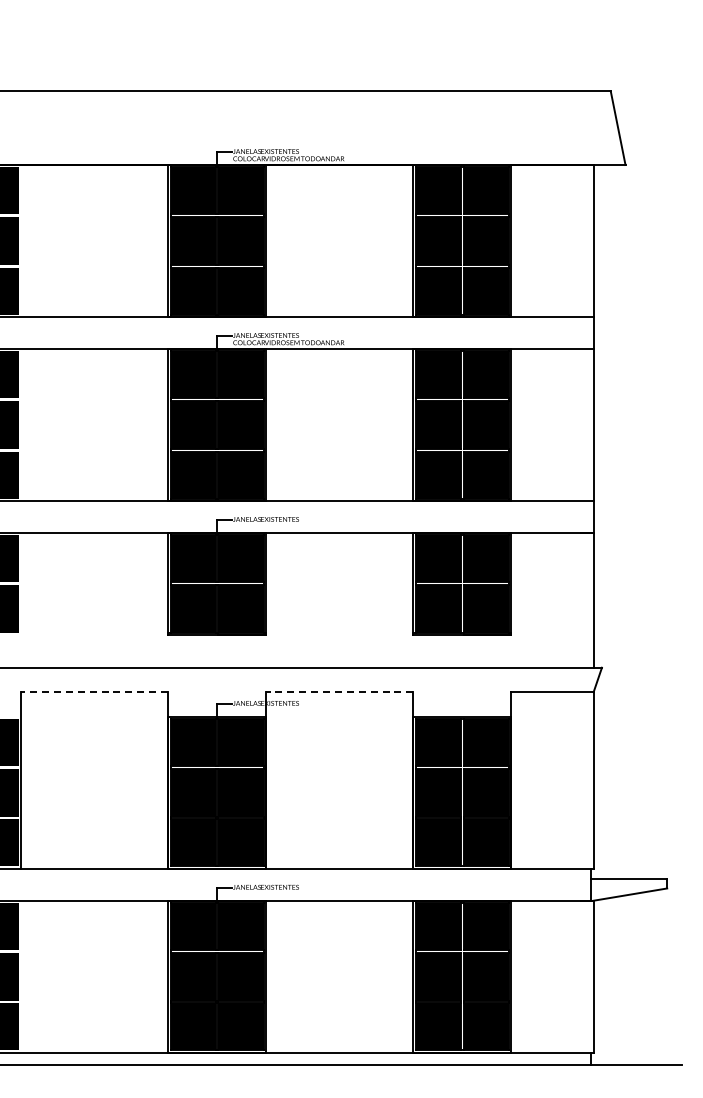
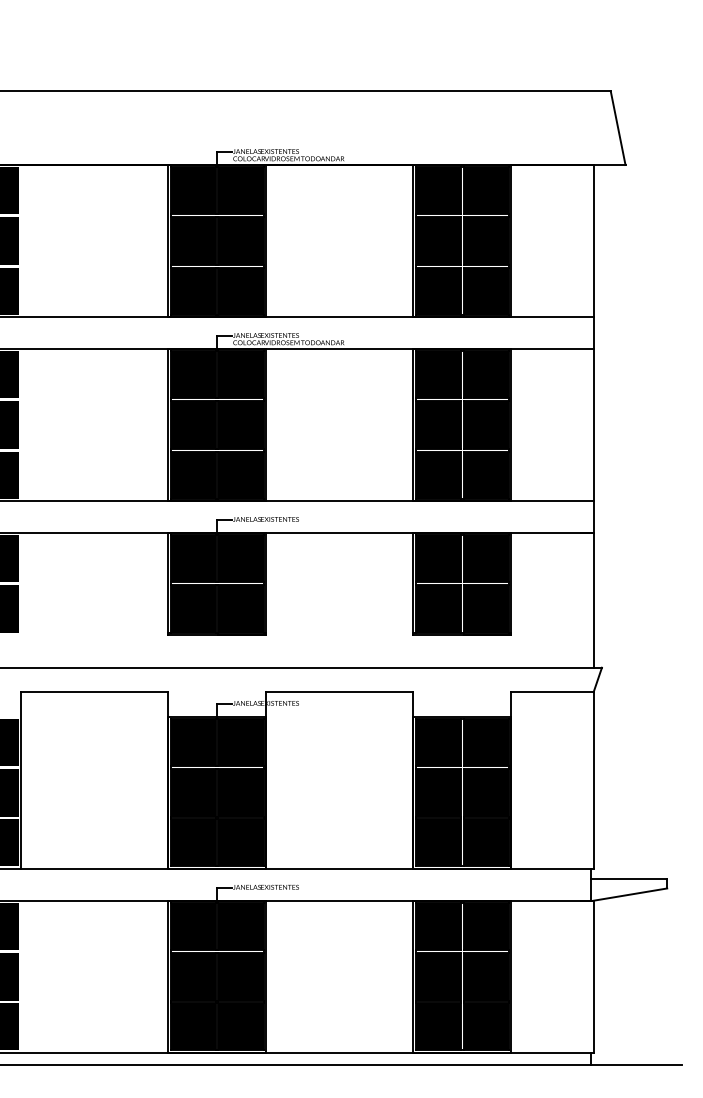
line: dashed -> solid (94, 692)
line: dashed -> solid (339, 692)
